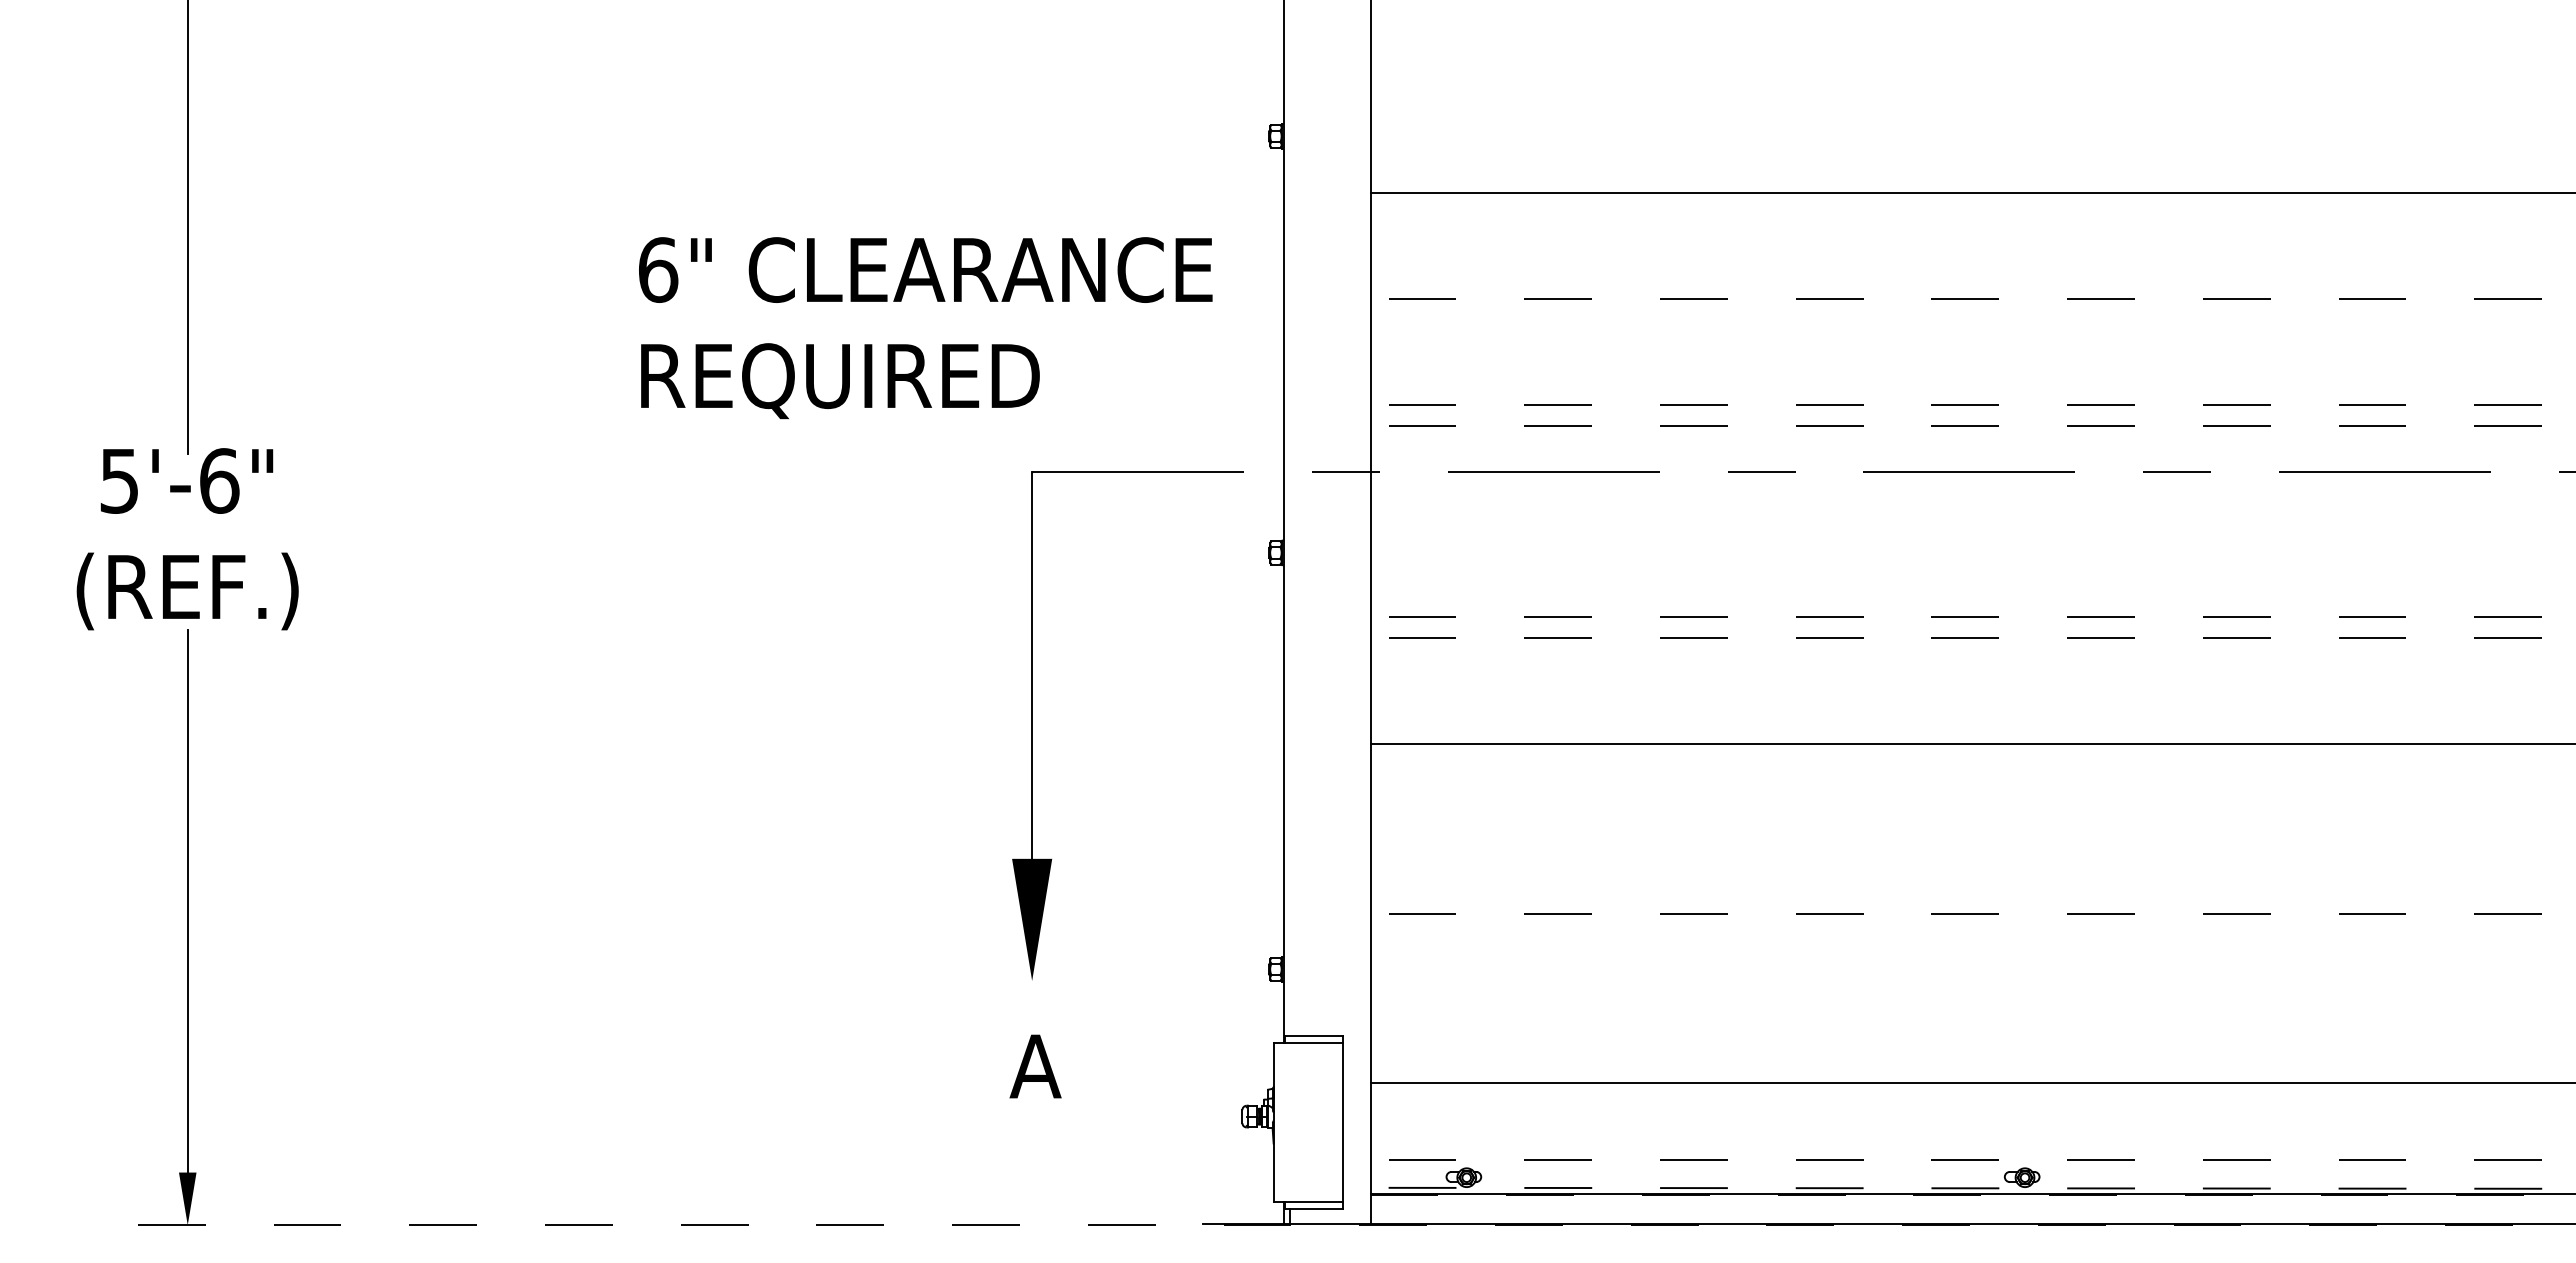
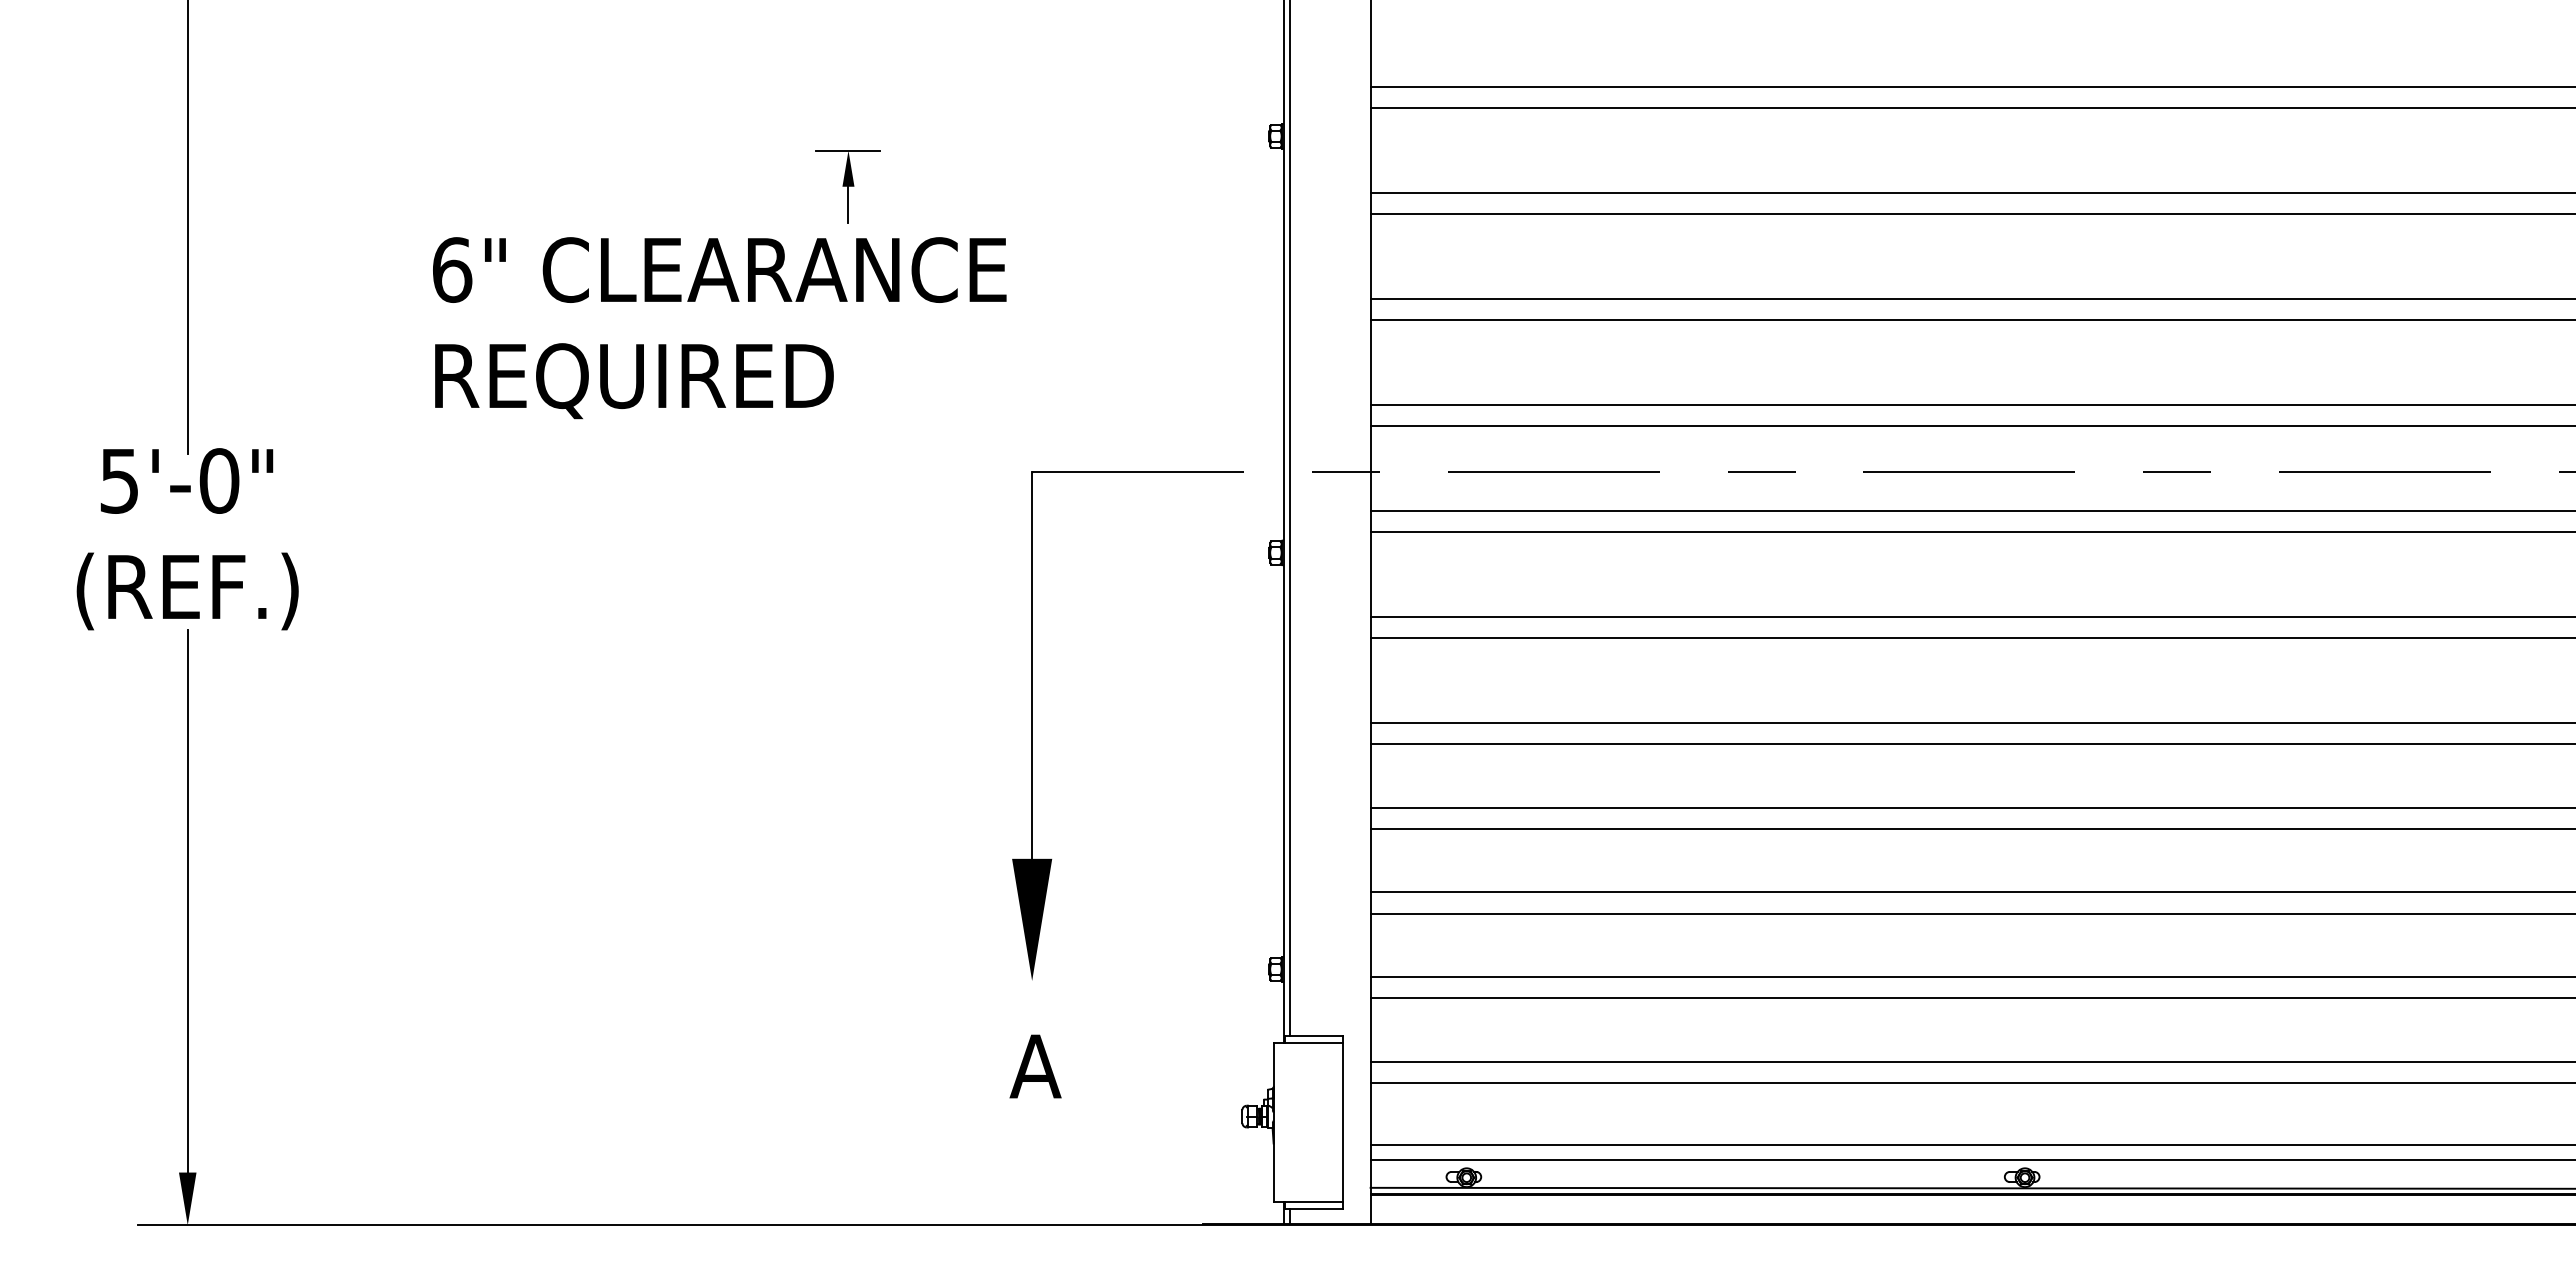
line: none -> present (1971, 86)
line: none -> present (1971, 107)
part: none -> present (847, 186)
line: none -> present (1971, 213)
line: dashed -> solid (1972, 298)
line: none -> present (1971, 319)
text position: (925, 328) -> (719, 328) (719, 328)
line: dashed -> solid (1972, 404)
line: dashed -> solid (1972, 425)
text: 5'-6" -> 5'-0" (219, 480)
line: none -> present (1971, 510)
line: none -> present (1289, 518)
line: none -> present (1971, 531)
line: dashed -> solid (1972, 616)
line: dashed -> solid (1972, 637)
line: none -> present (1971, 722)
line: none -> present (1971, 807)
line: none -> present (1971, 828)
line: none -> present (1971, 892)
line: dashed -> solid (1972, 913)
line: none -> present (1971, 977)
line: none -> present (1971, 998)
line: none -> present (1971, 1062)
line: none -> present (1971, 1145)
line: dashed -> solid (1972, 1159)
line: dashed -> solid (1972, 1188)
line: dashed -> solid (1973, 1195)
line: dashed -> solid (1356, 1225)
